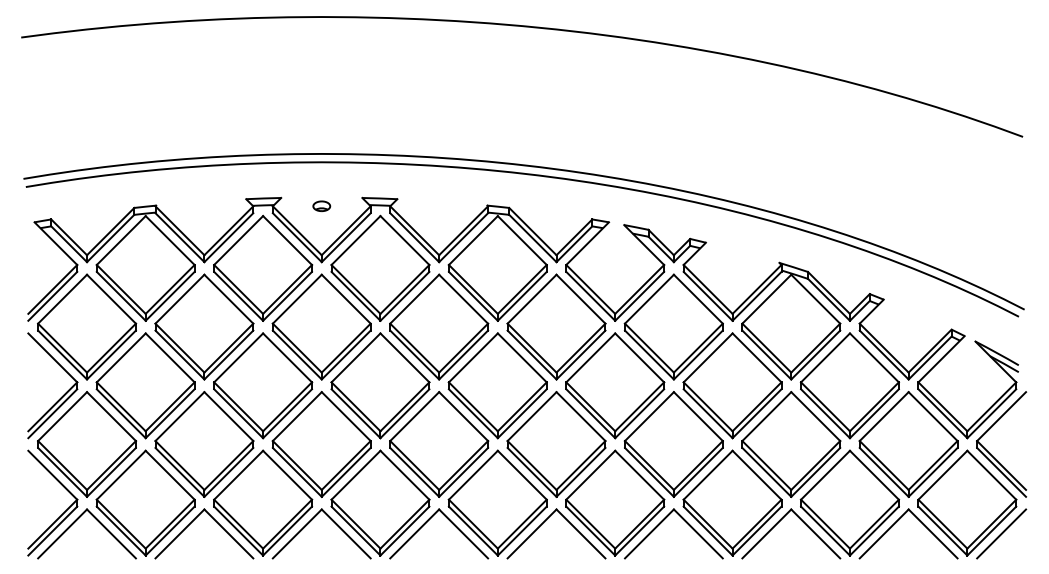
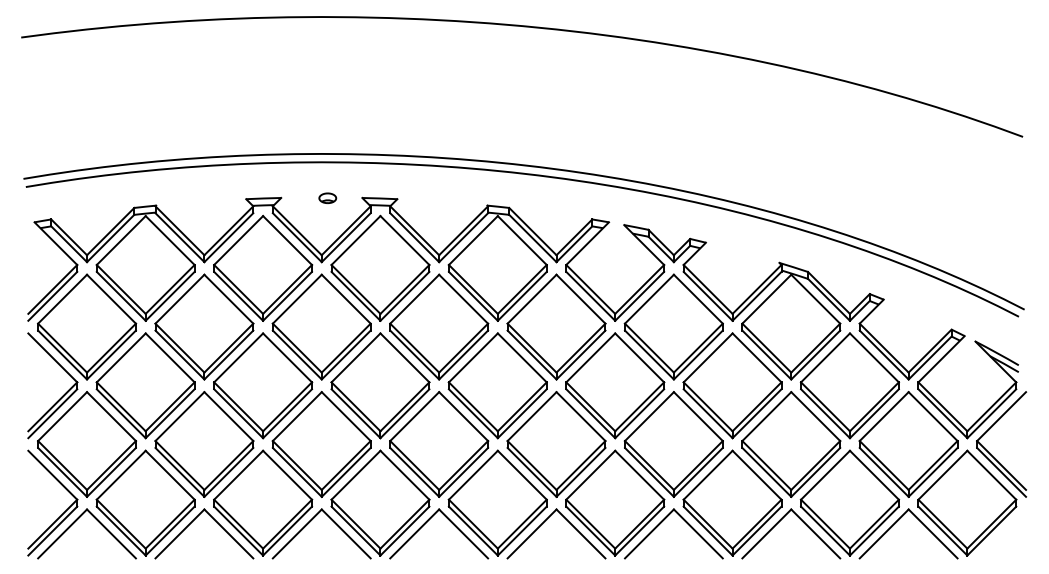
part position: (321, 205) -> (327, 197) (327, 197)
line: present -> none (1001, 533)
